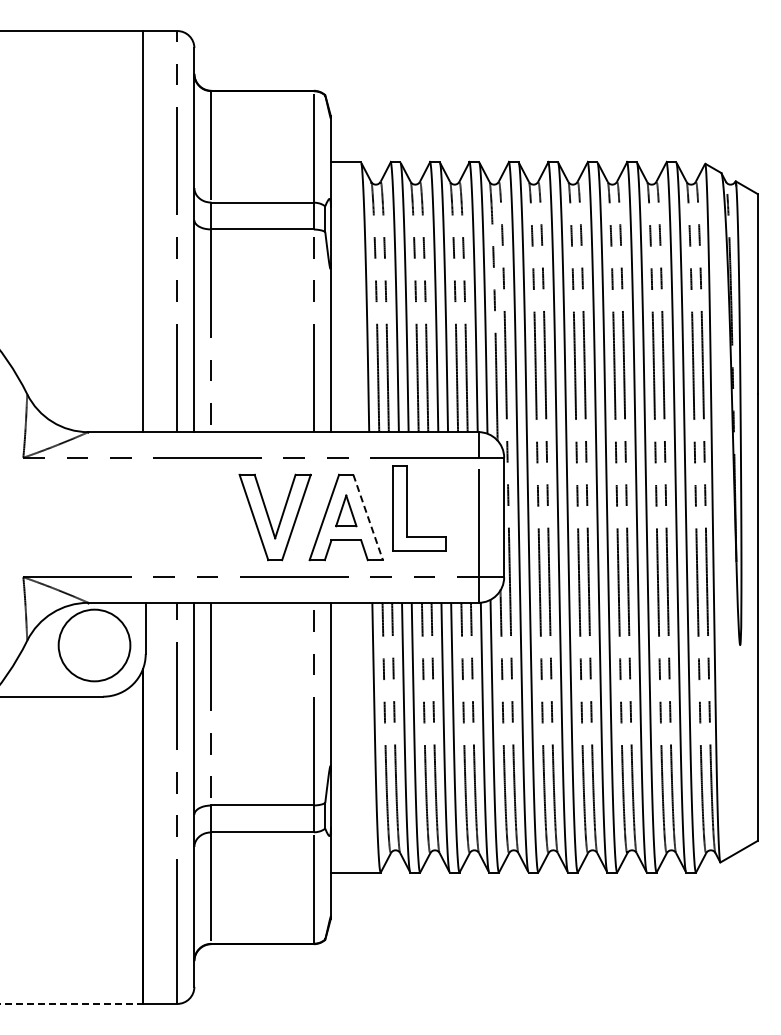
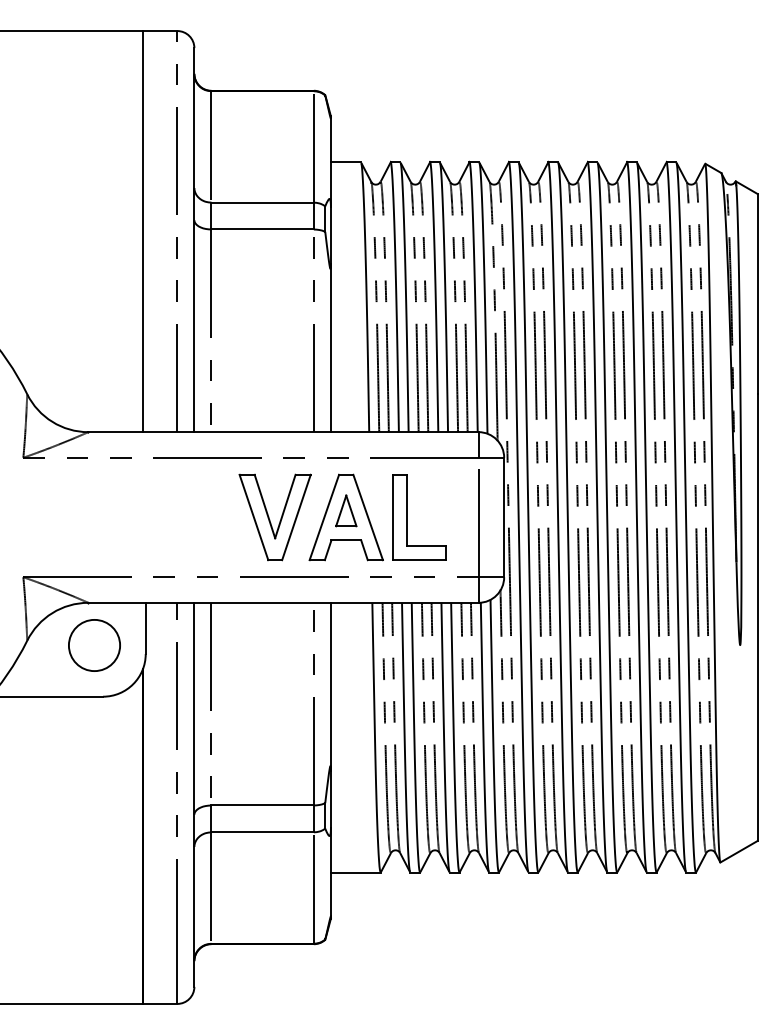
part position: (407, 508) -> (407, 517) (407, 517)
line: dashed -> solid (368, 517)
circle diameter: 72 px -> 51 px (94, 645)
line: dashed -> solid (72, 1003)
